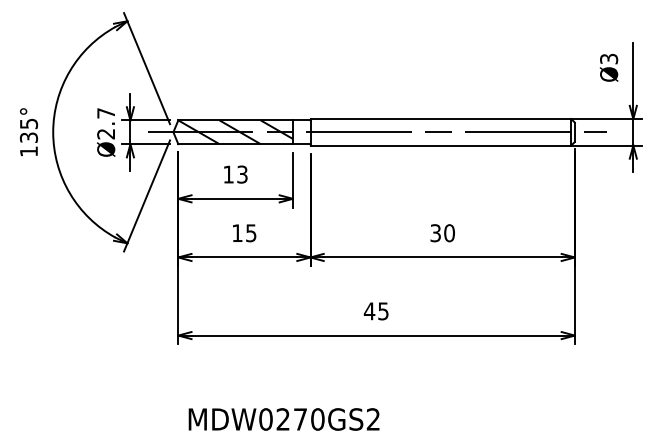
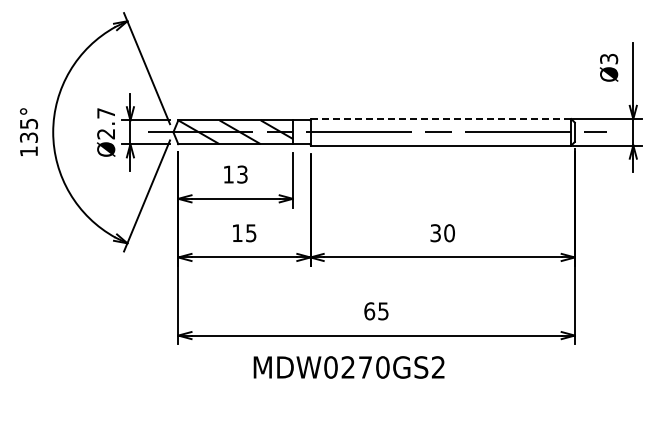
line: solid -> dashed (441, 119)
text: 45 -> 65 (369, 311)
text position: (283, 419) -> (348, 367) (348, 367)
